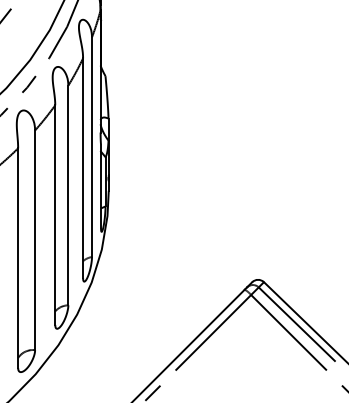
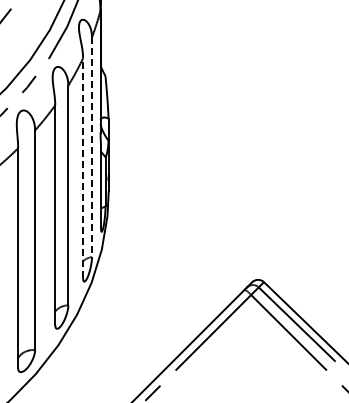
line: solid -> dashed (92, 147)
line: solid -> dashed (83, 168)
